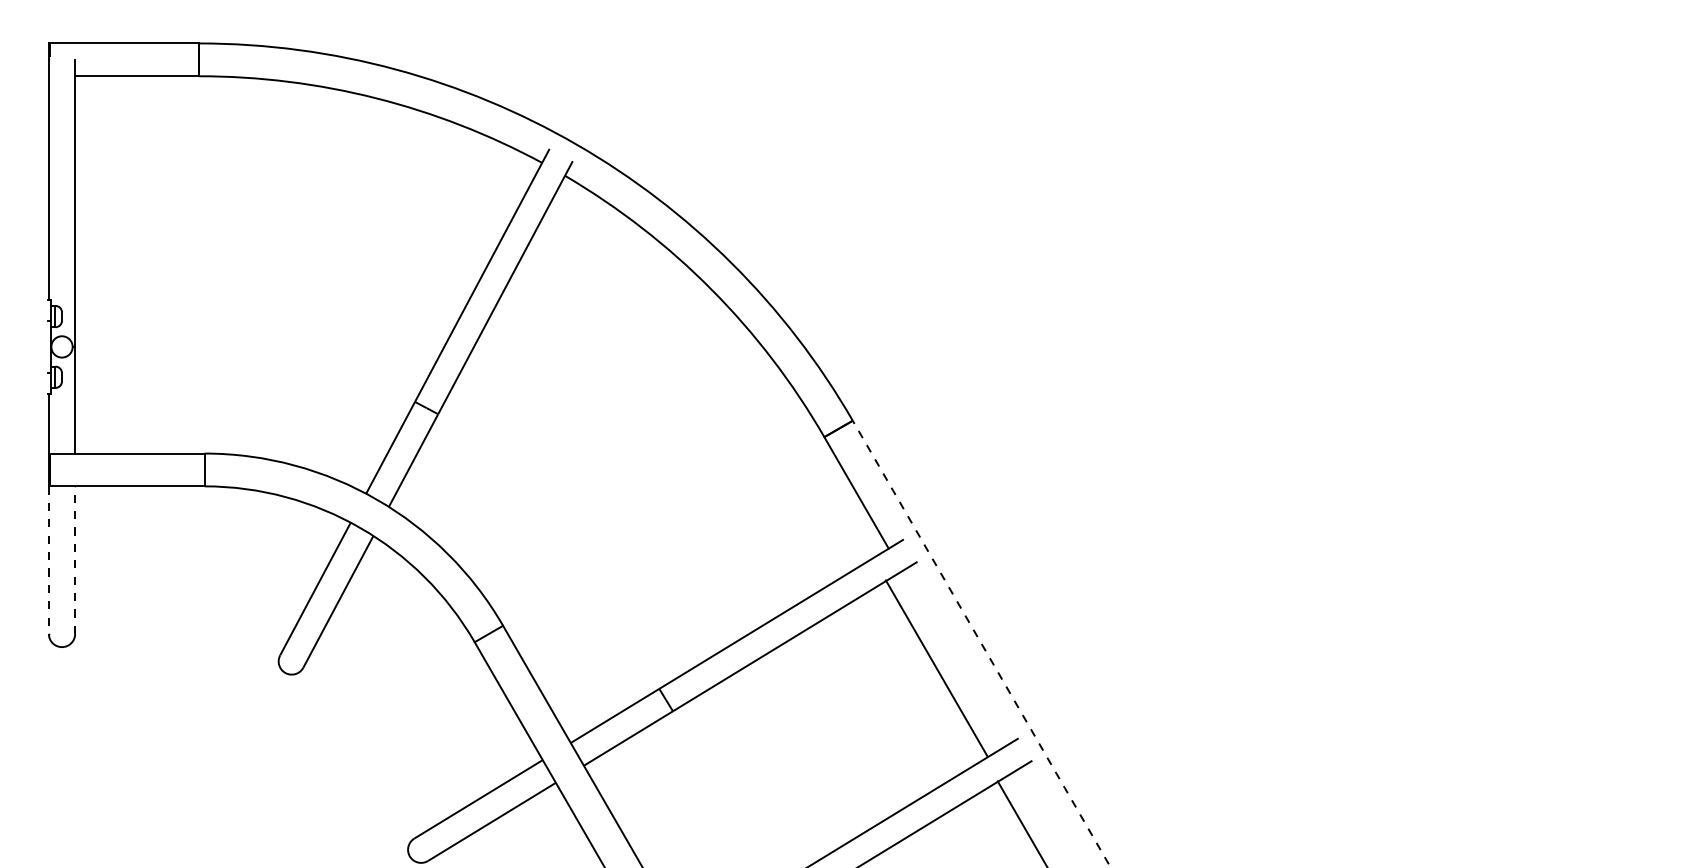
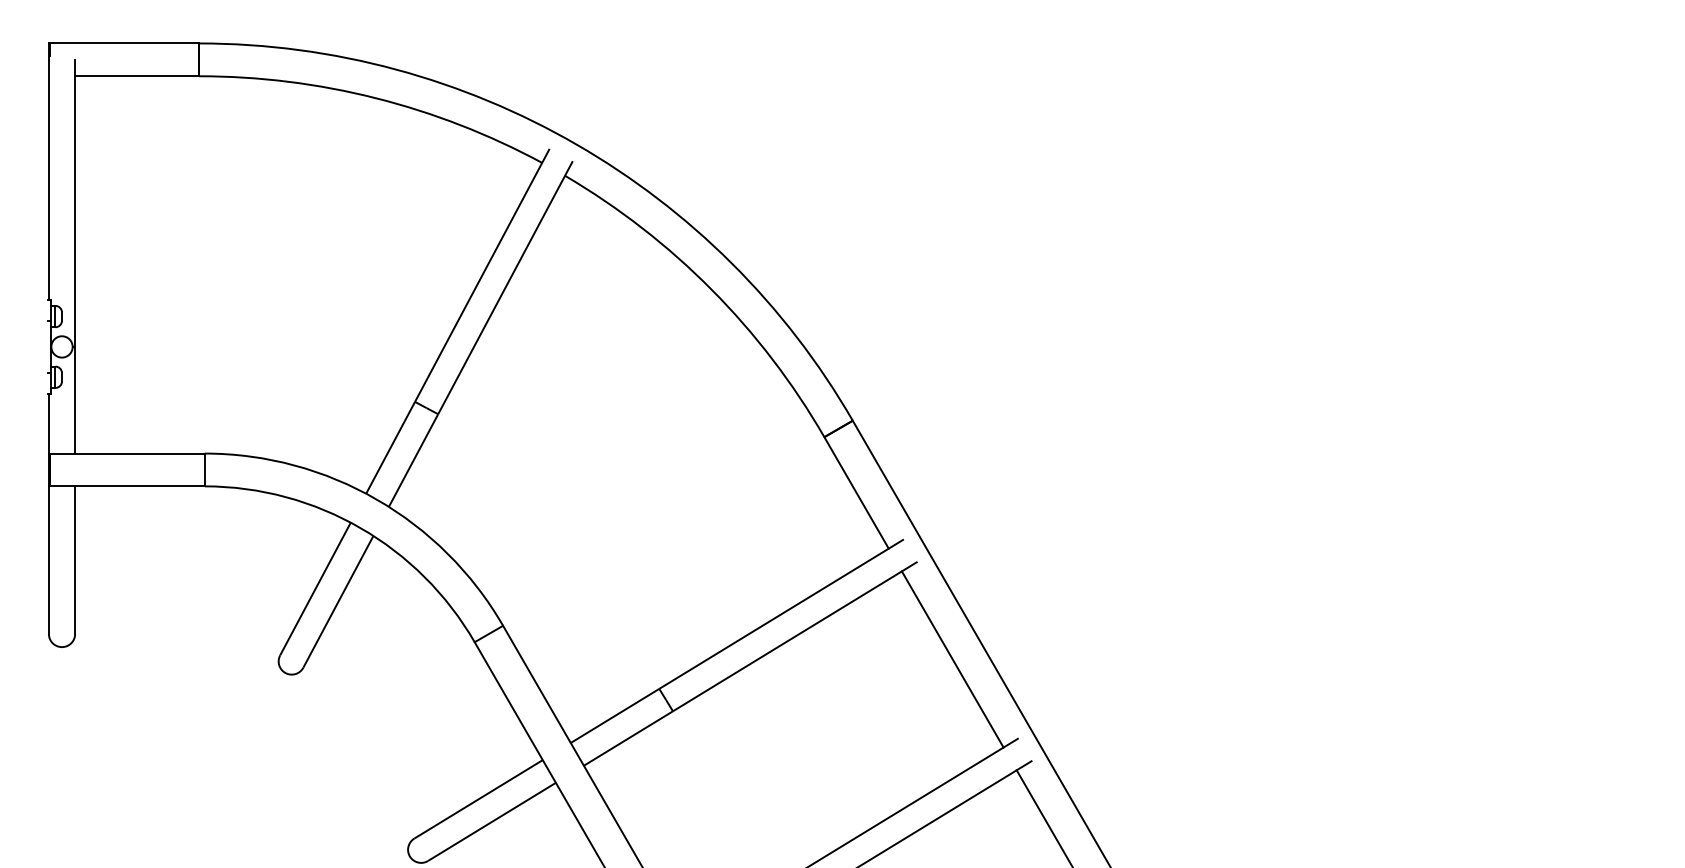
line: dashed -> solid (48, 560)
line: dashed -> solid (75, 560)
line: dashed -> solid (981, 643)
line position: (936, 668) -> (952, 659) (952, 659)
line position: (1021, 822) -> (1043, 817) (1043, 817)
